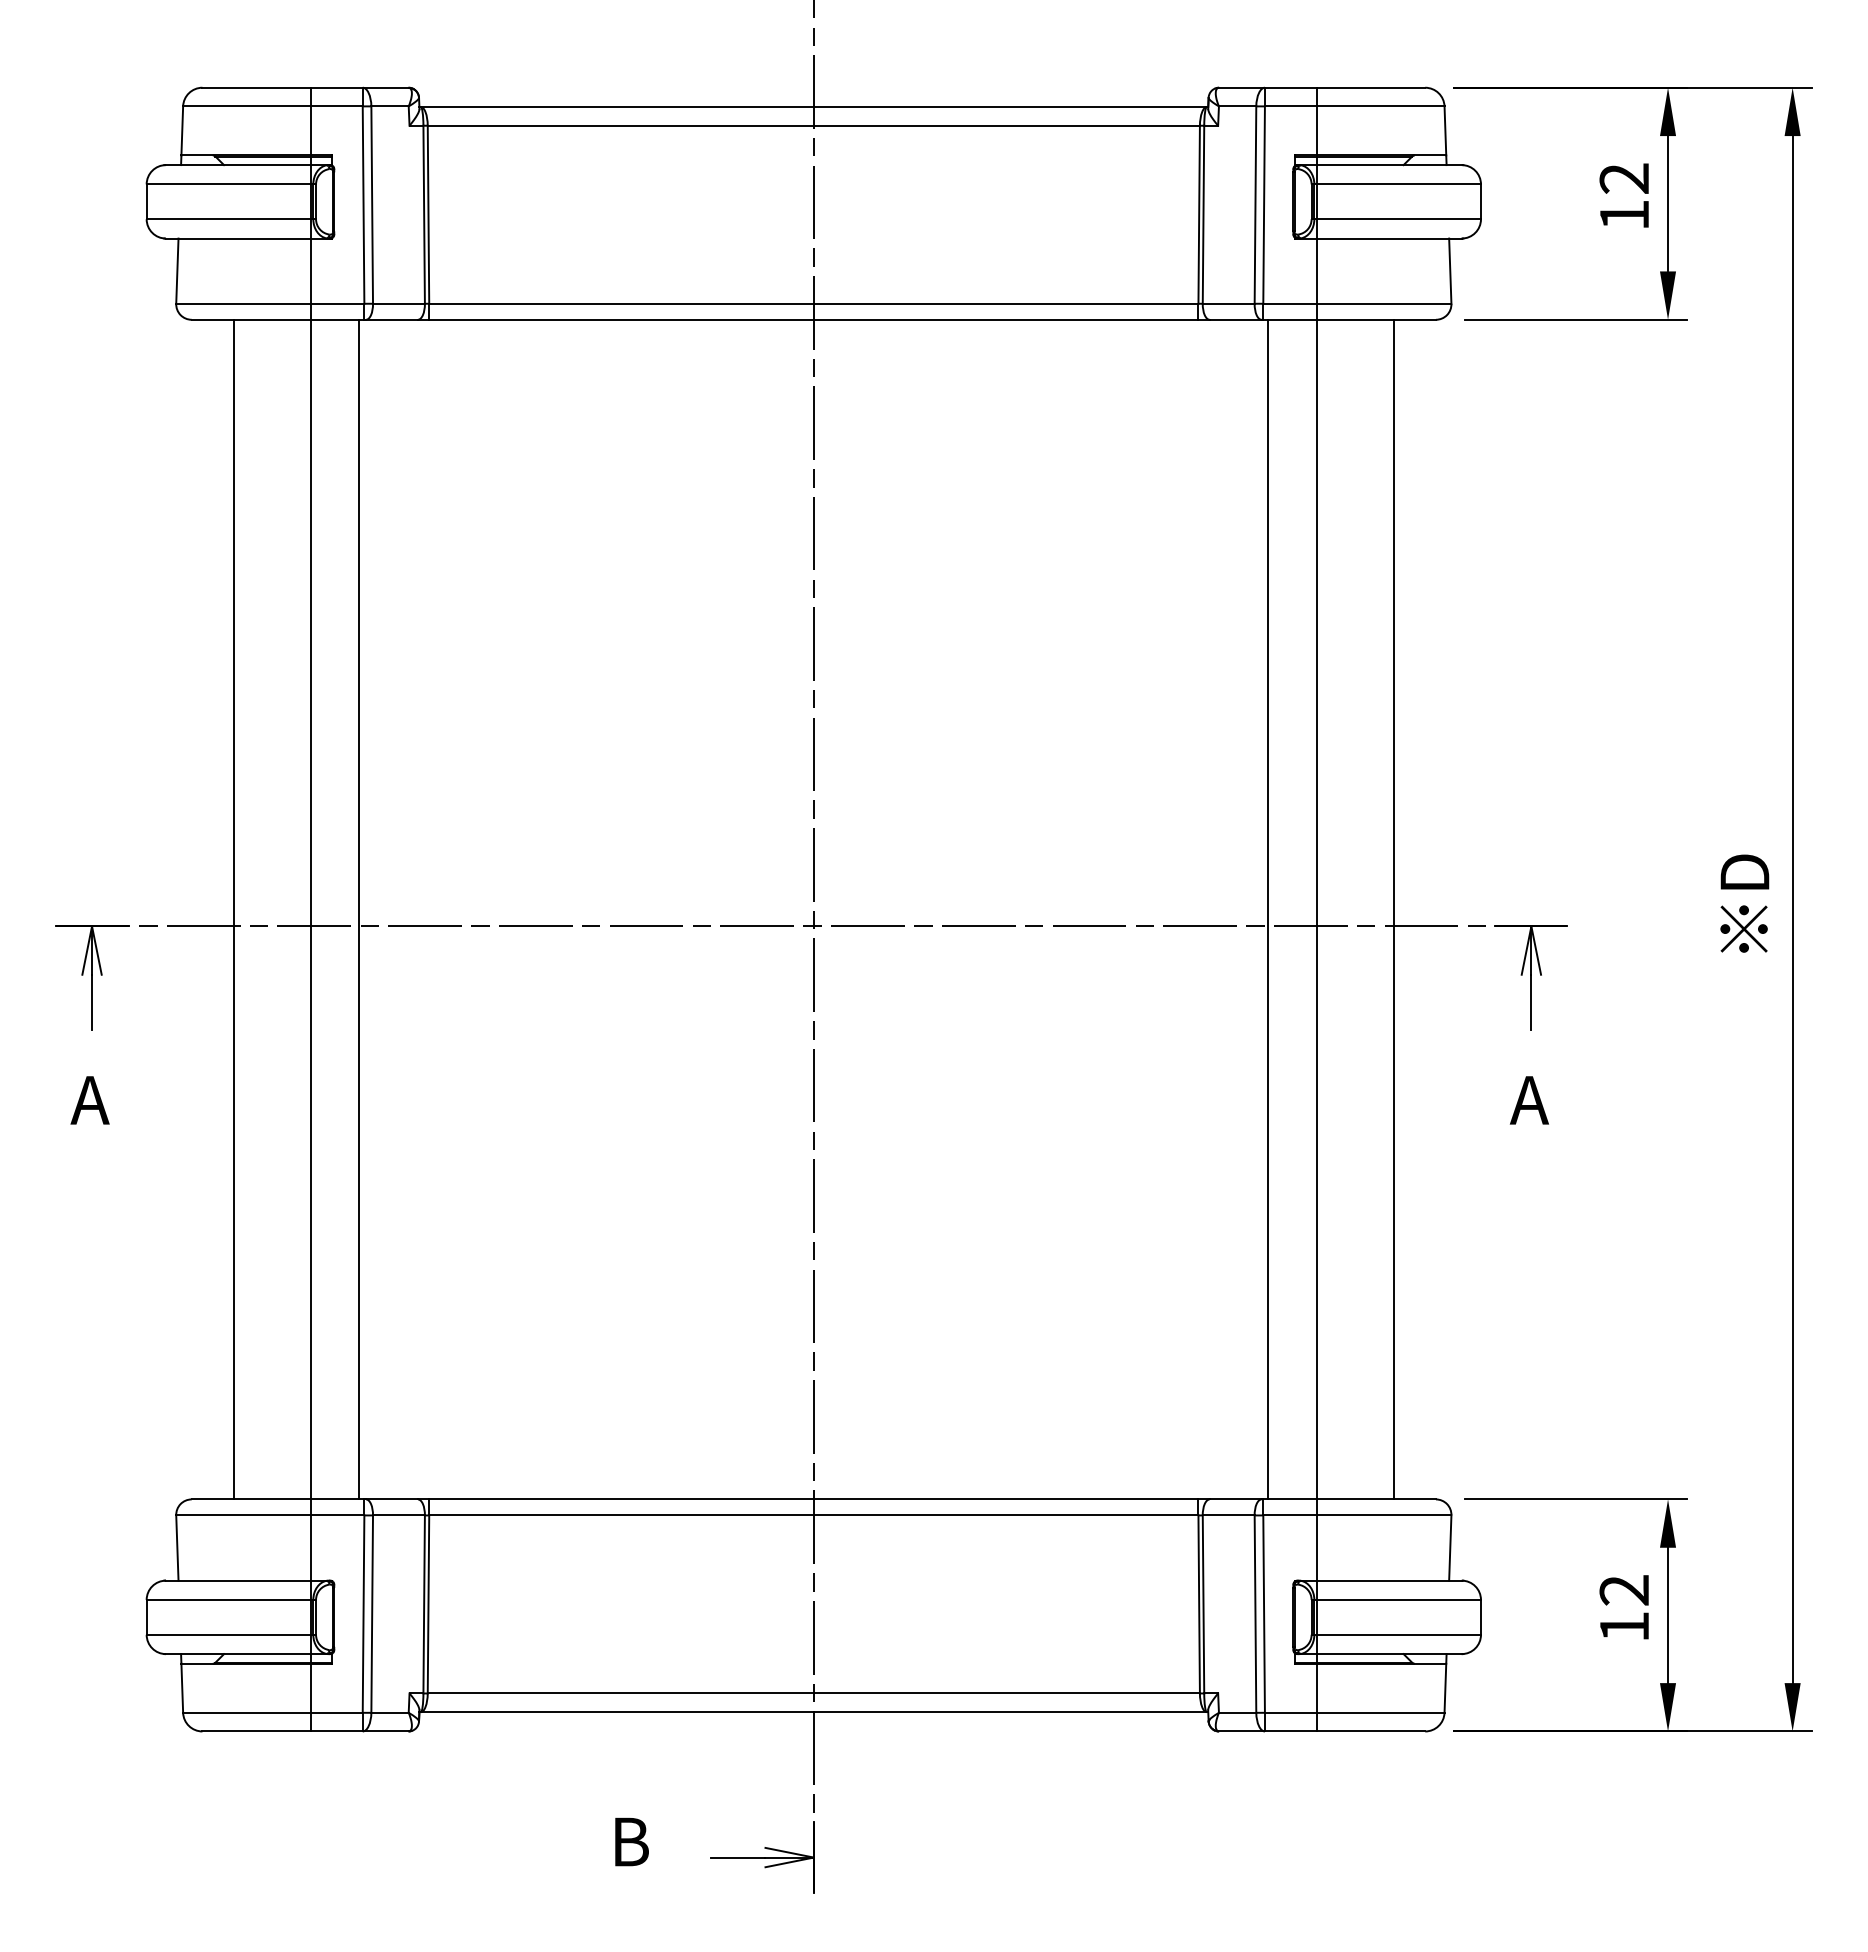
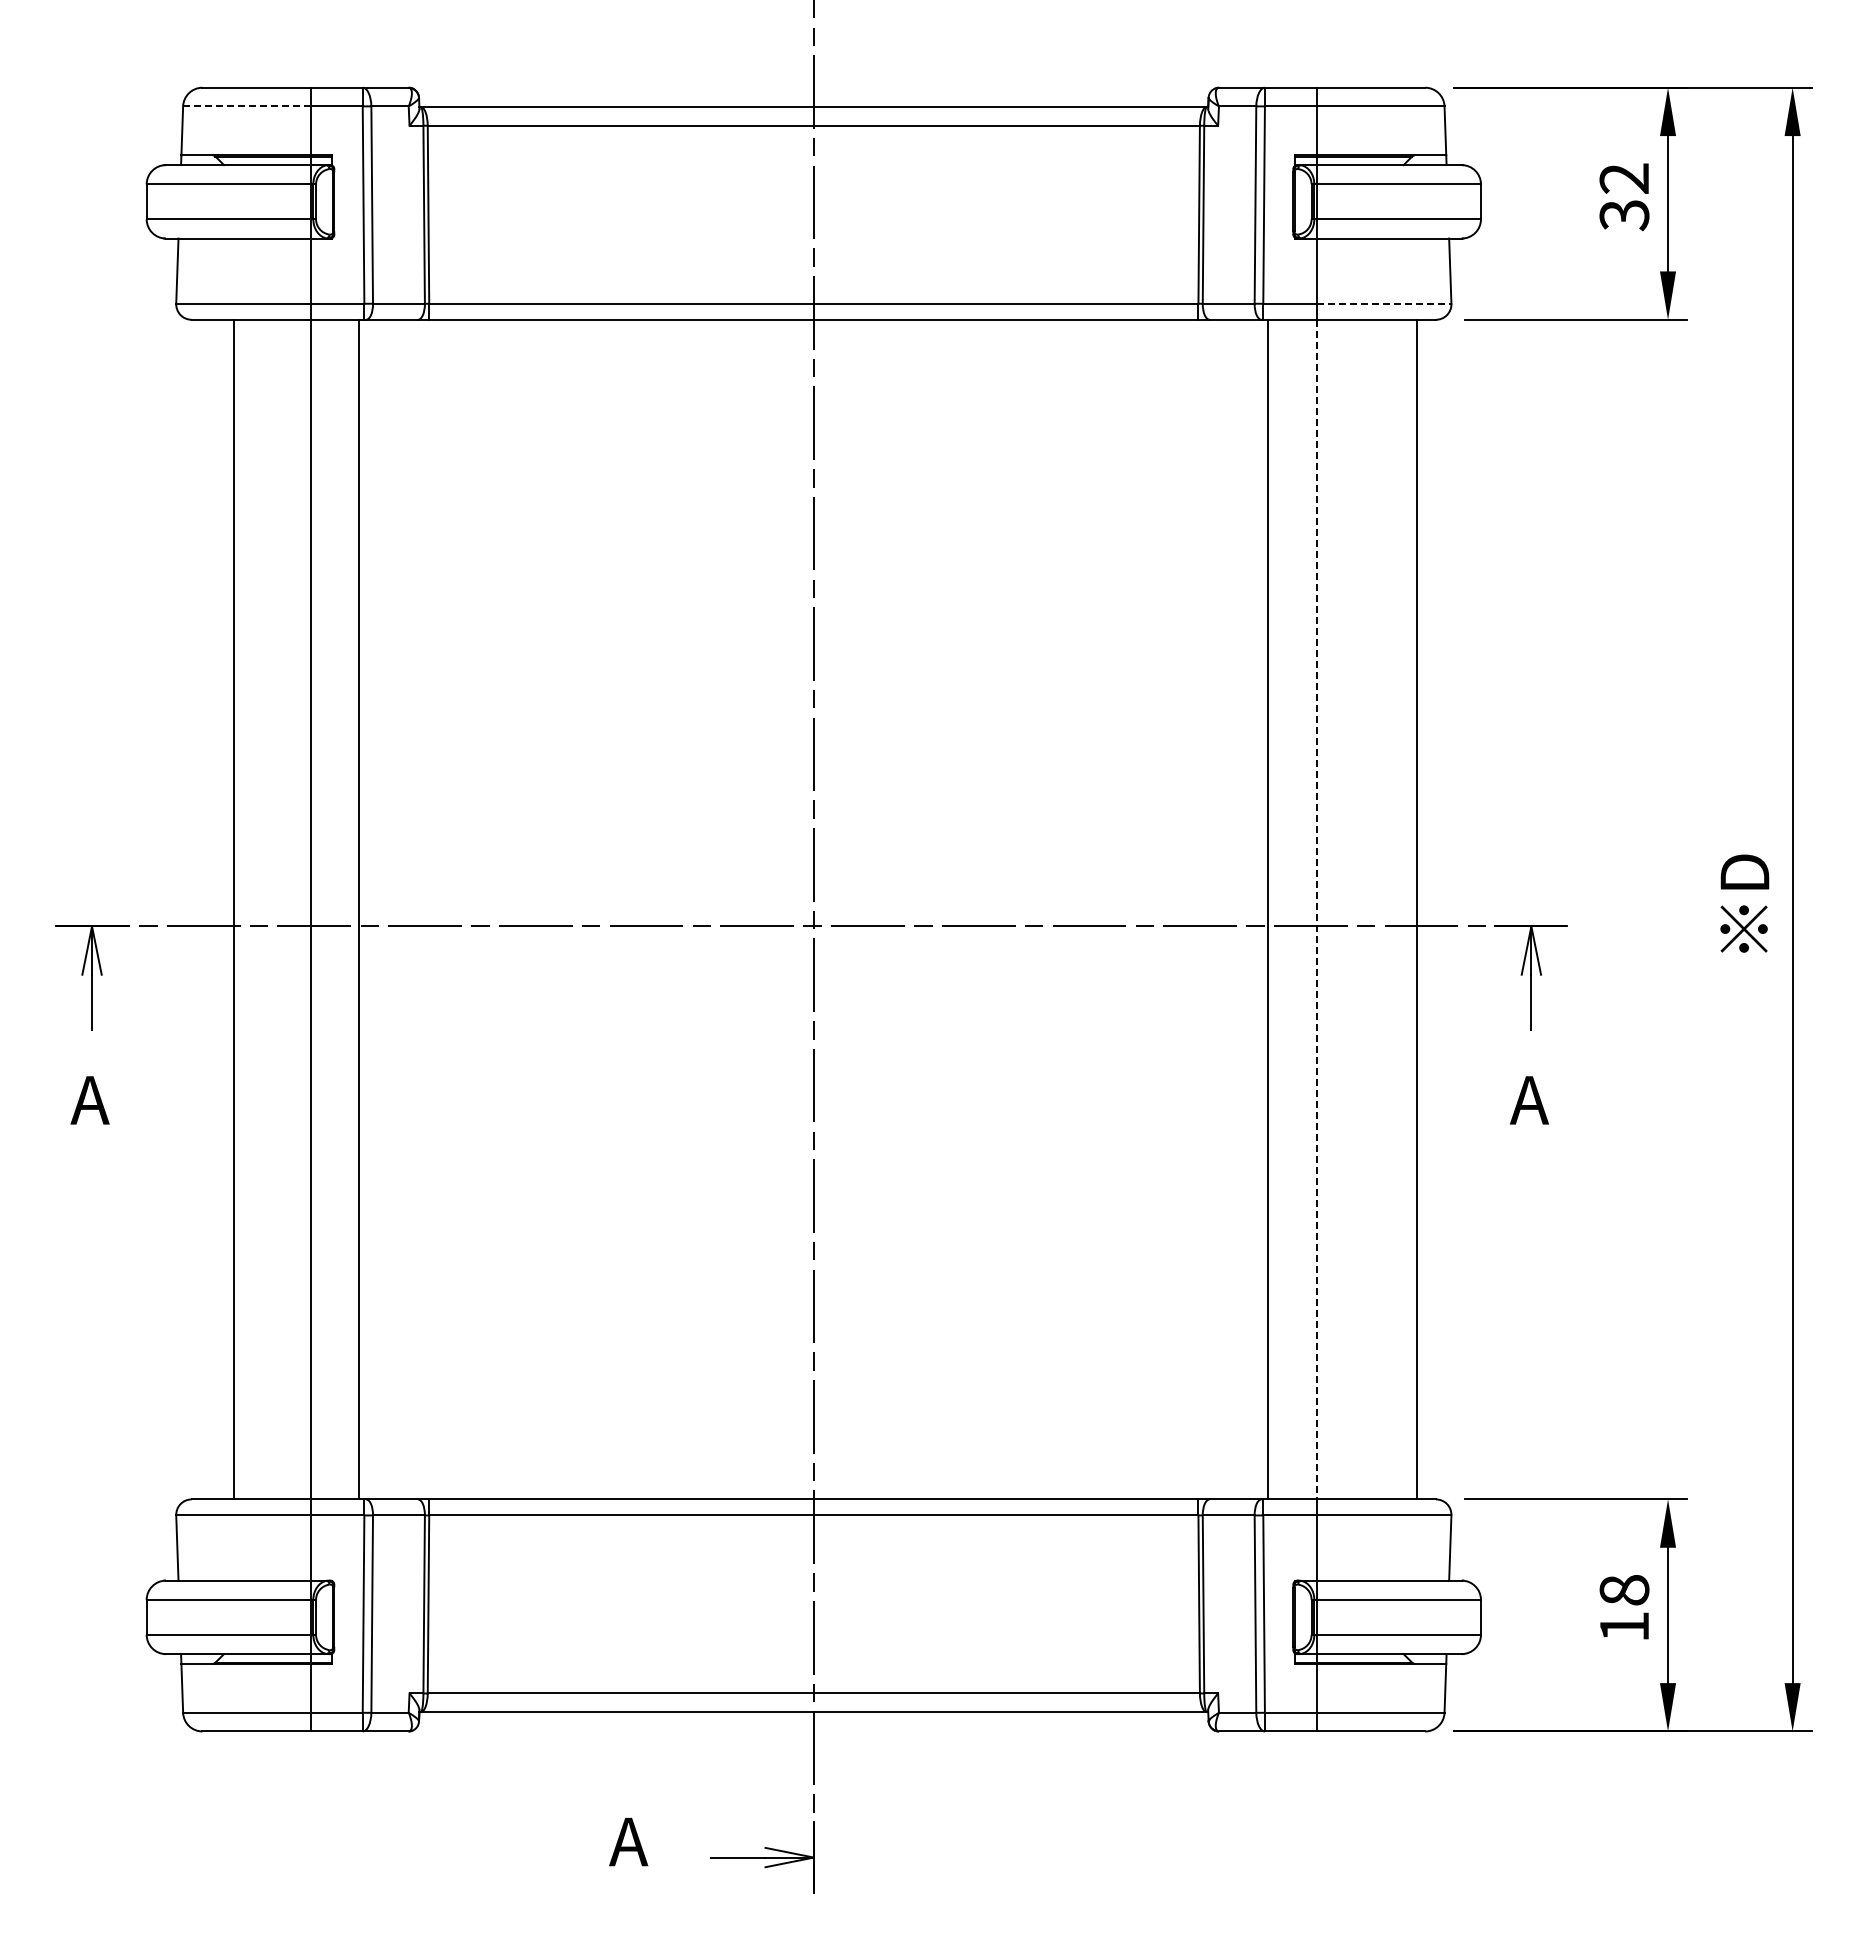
line: solid -> dashed (247, 106)
text: 12 -> 32 (1624, 215)
line: solid -> dashed (1384, 303)
line: solid -> dashed (1316, 909)
line position: (1393, 909) -> (1416, 909) (1416, 909)
text: 12 -> 18 (1624, 1590)
text: B -> A (628, 1841)
